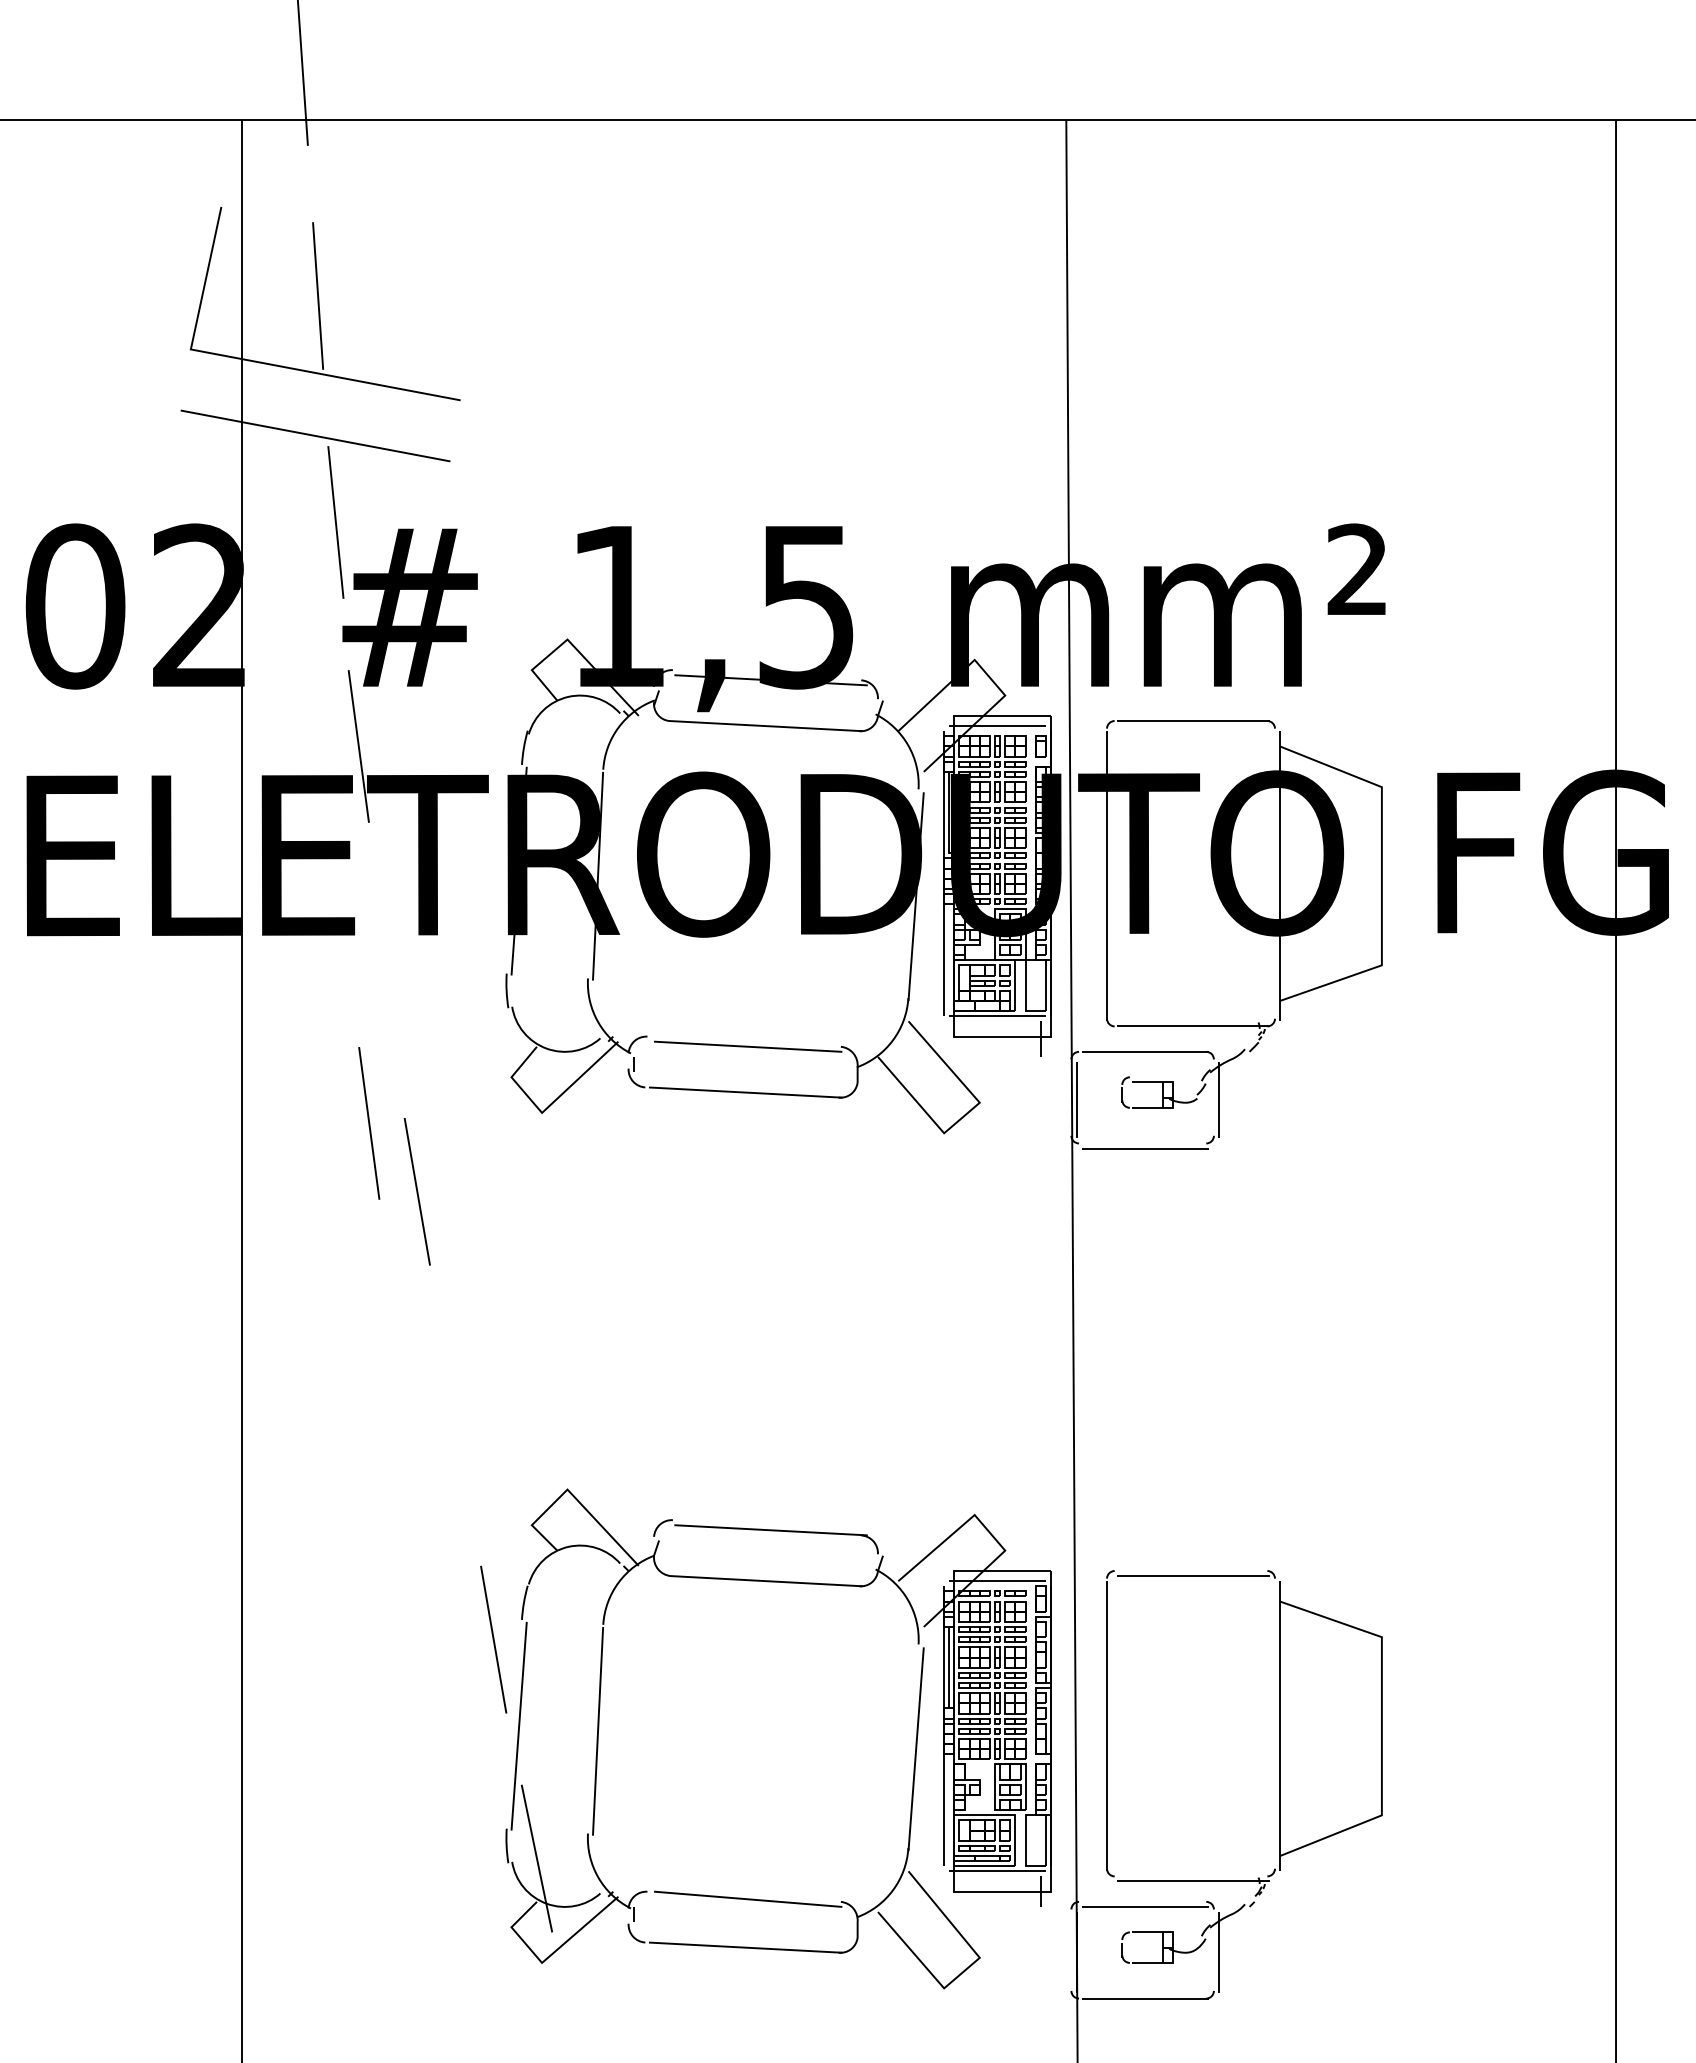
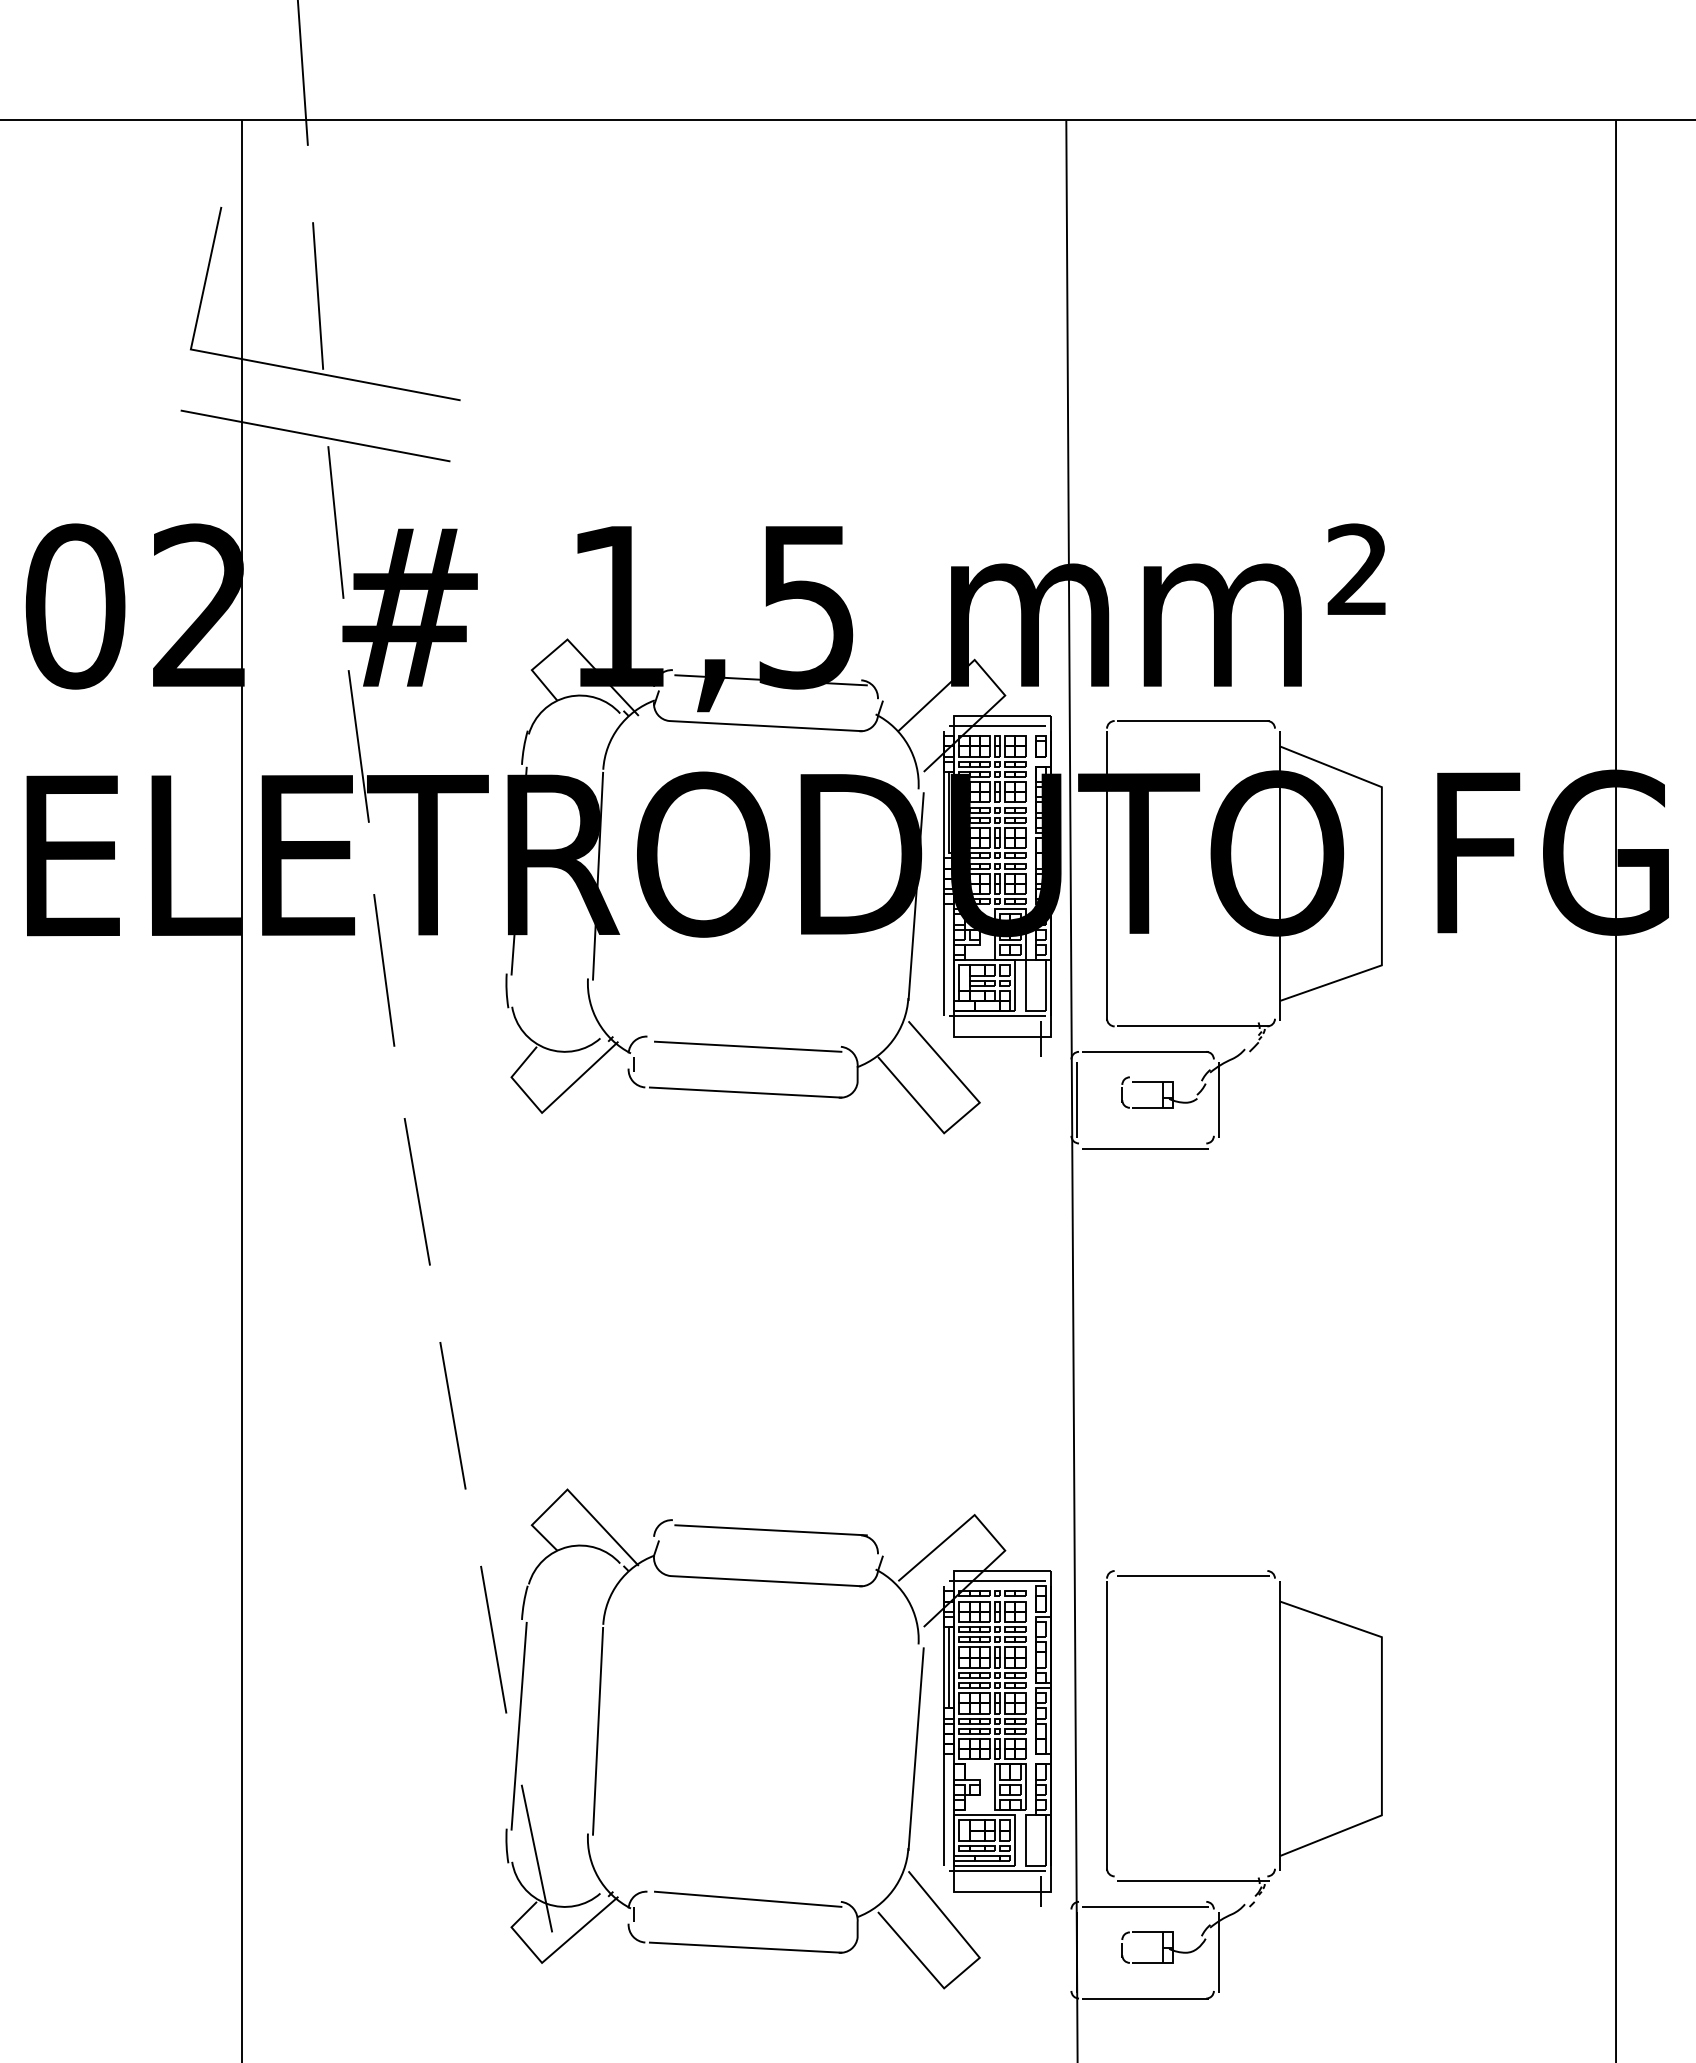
line position: (369, 1123) -> (384, 970) (384, 970)
line: none -> present (452, 1415)
